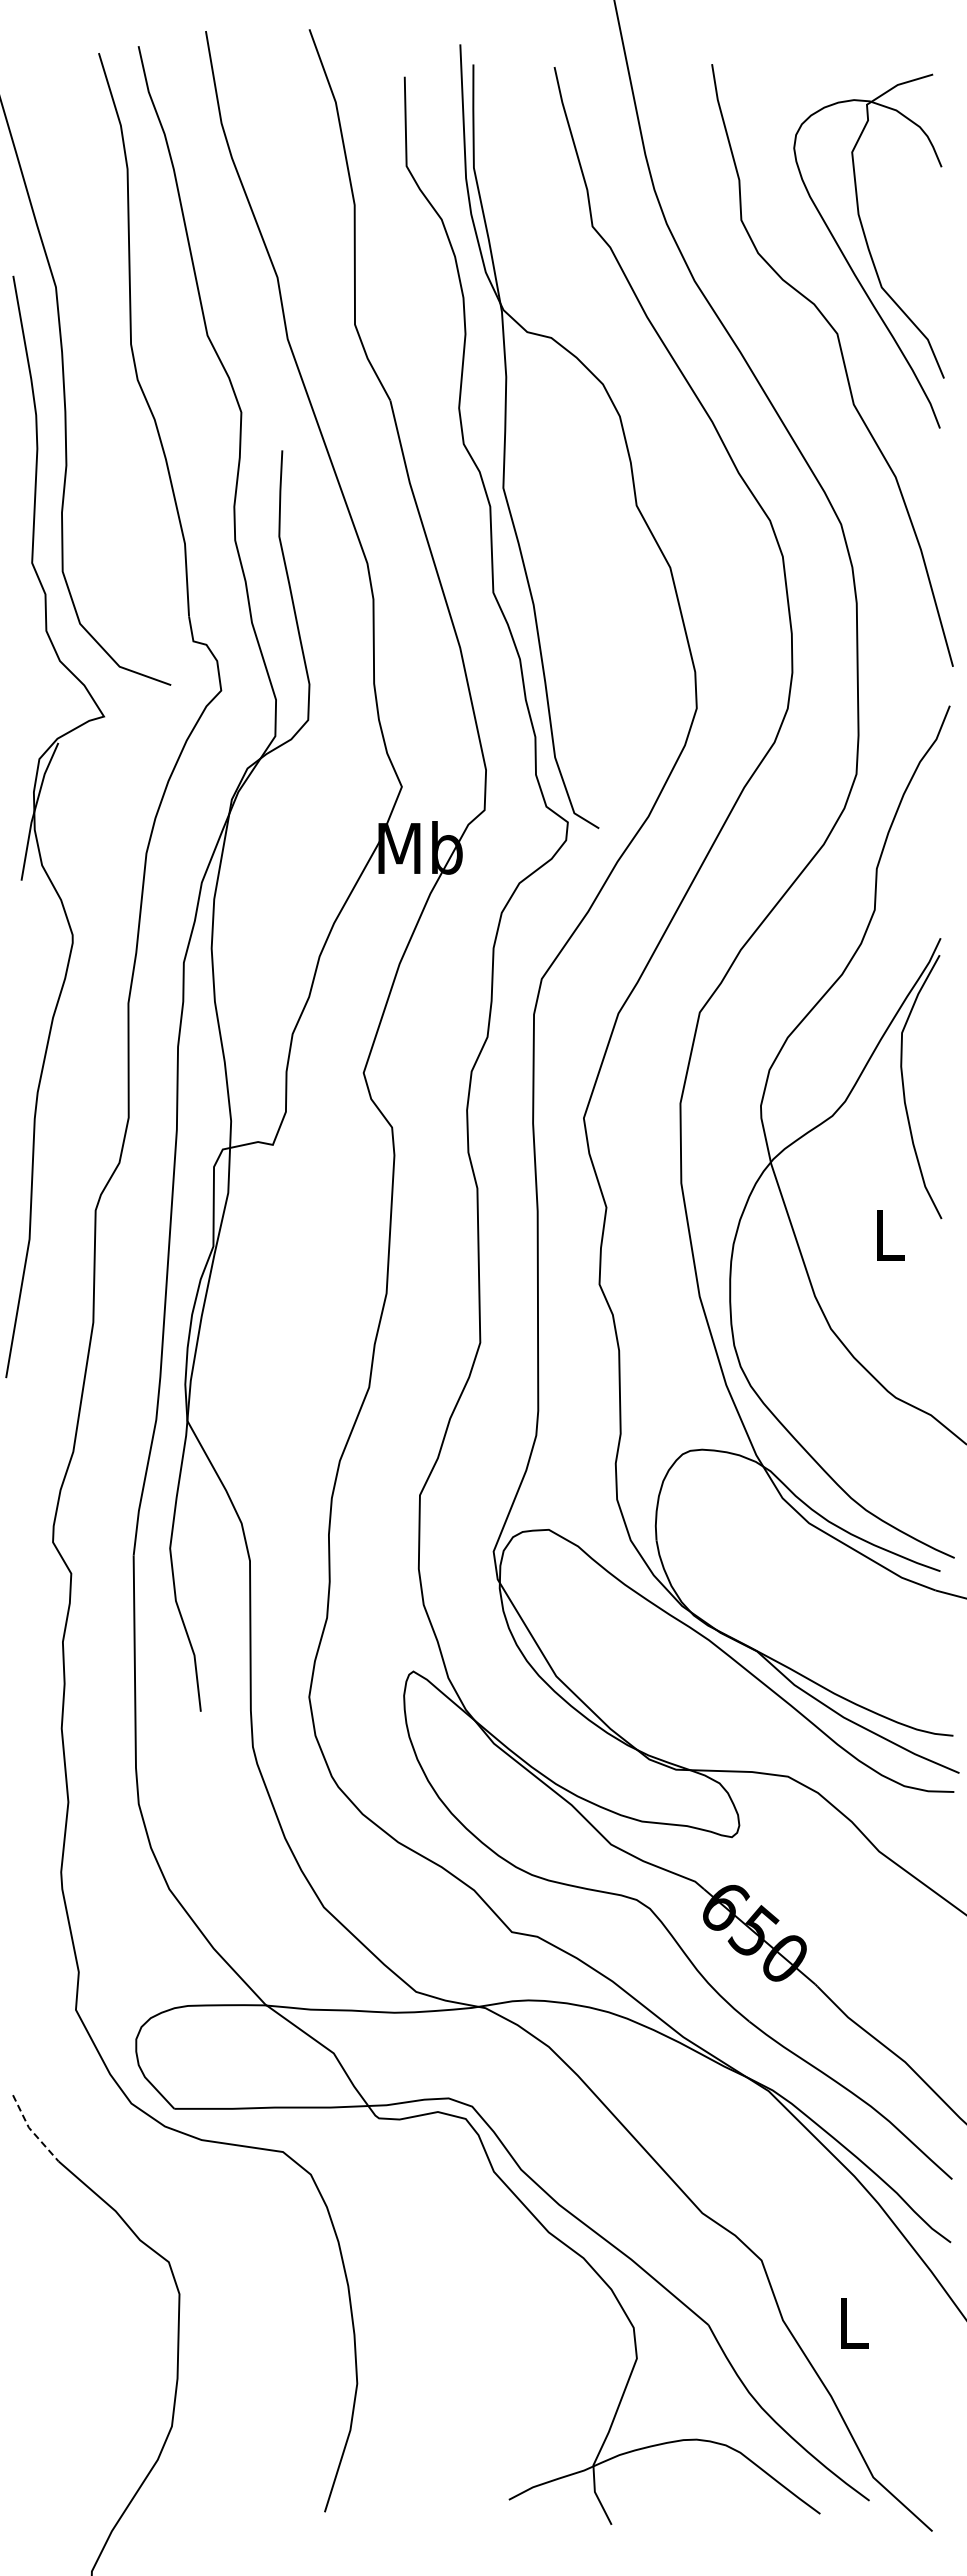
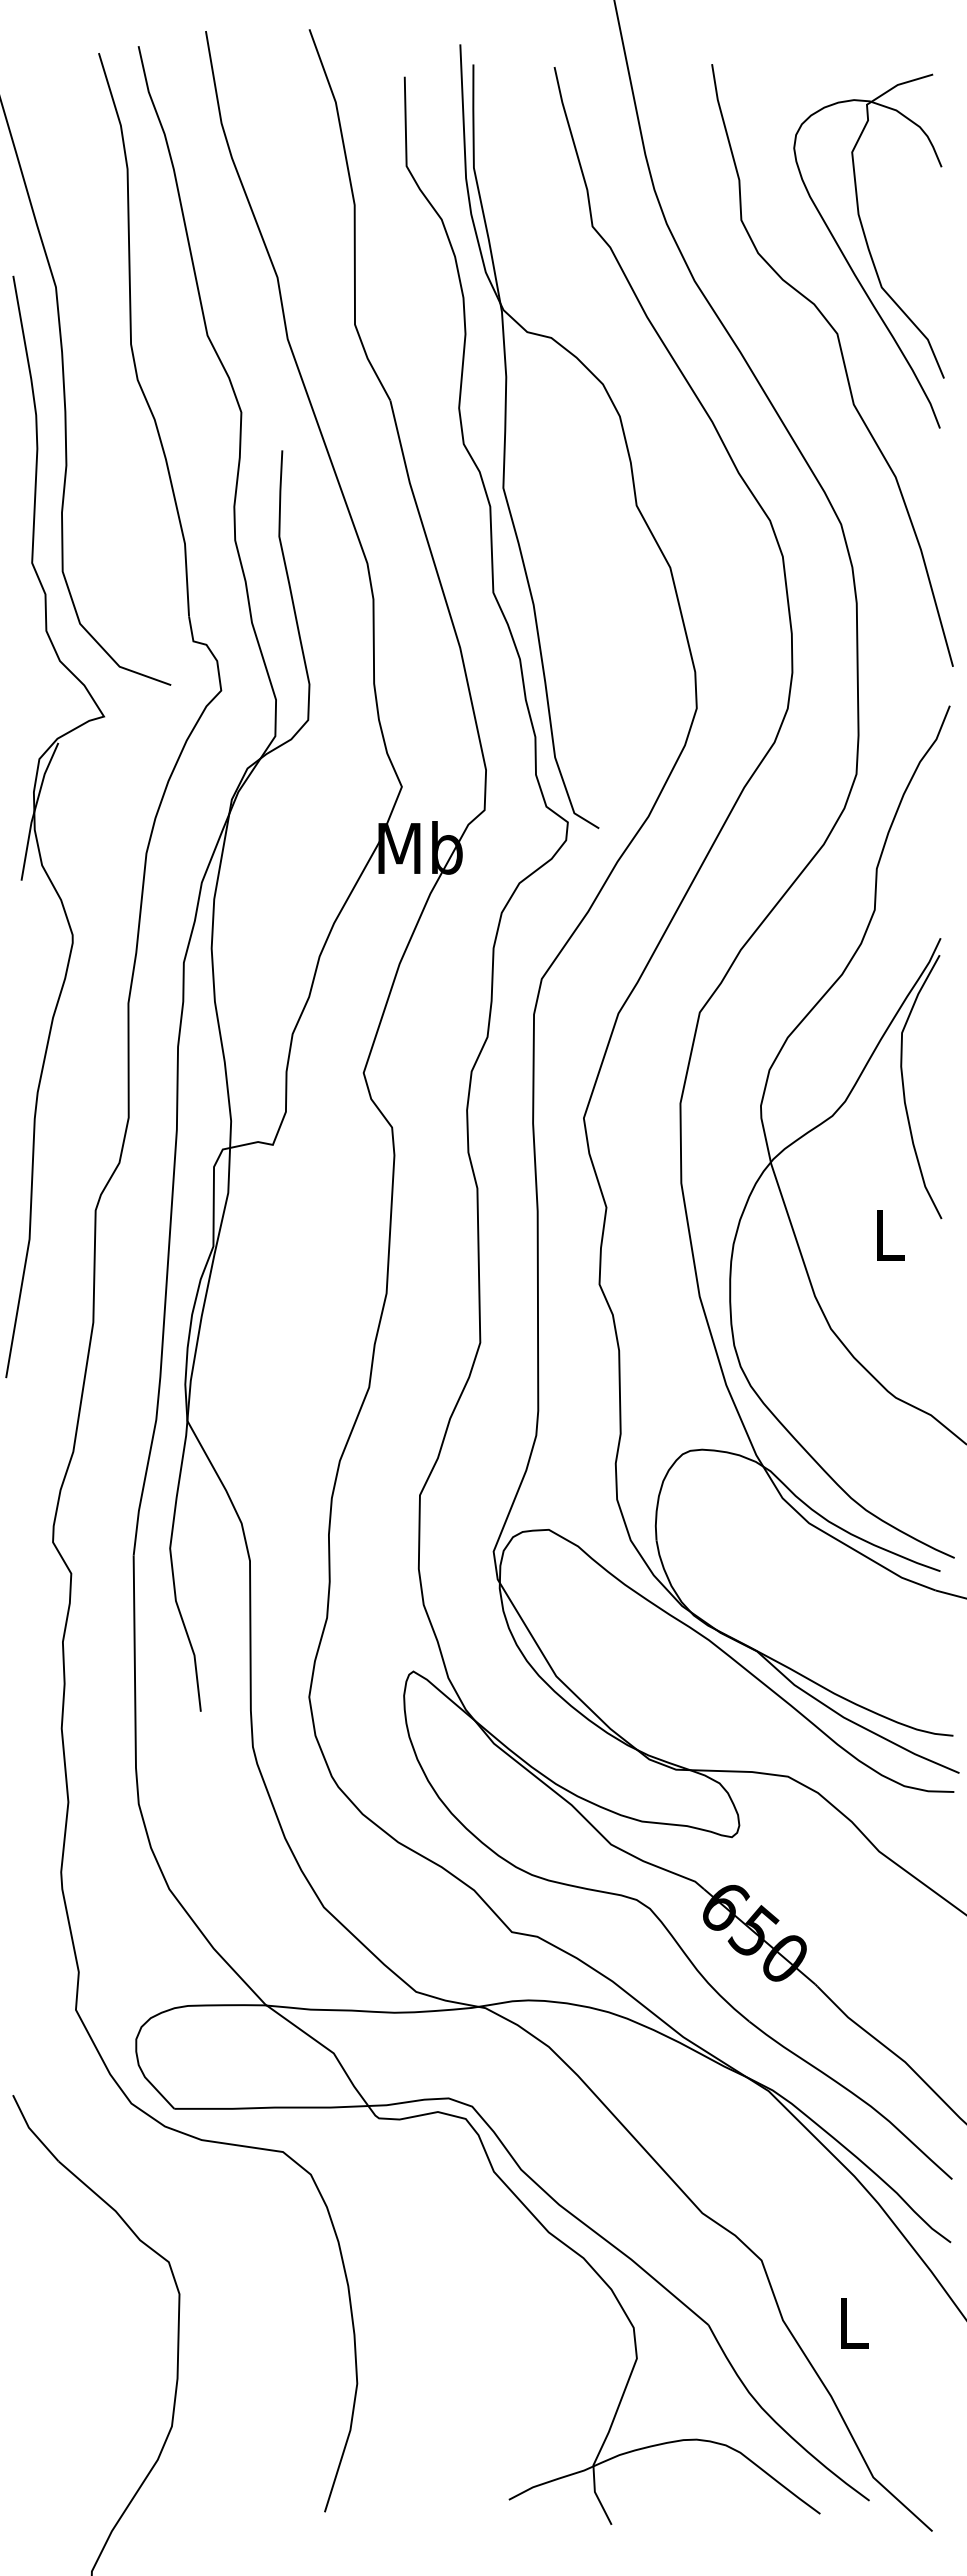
line: dashed -> solid (31, 2130)
